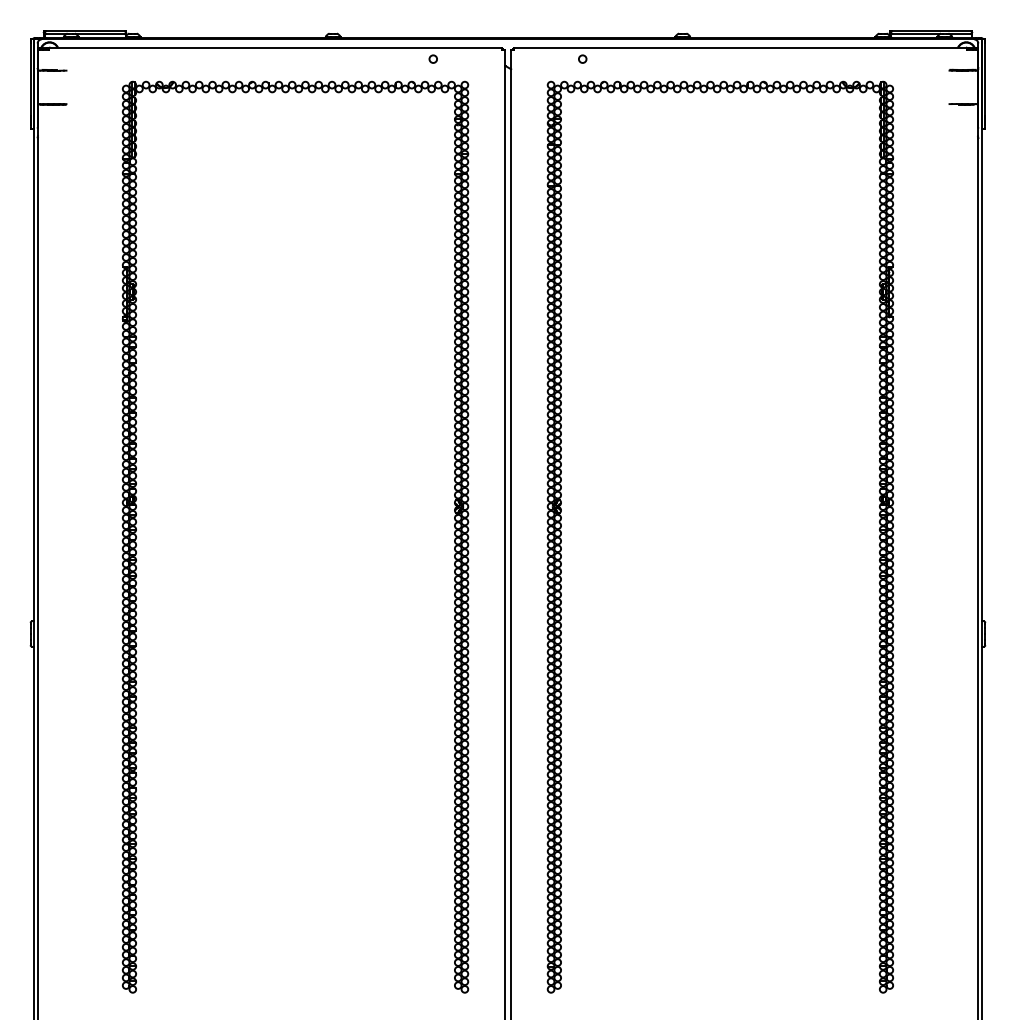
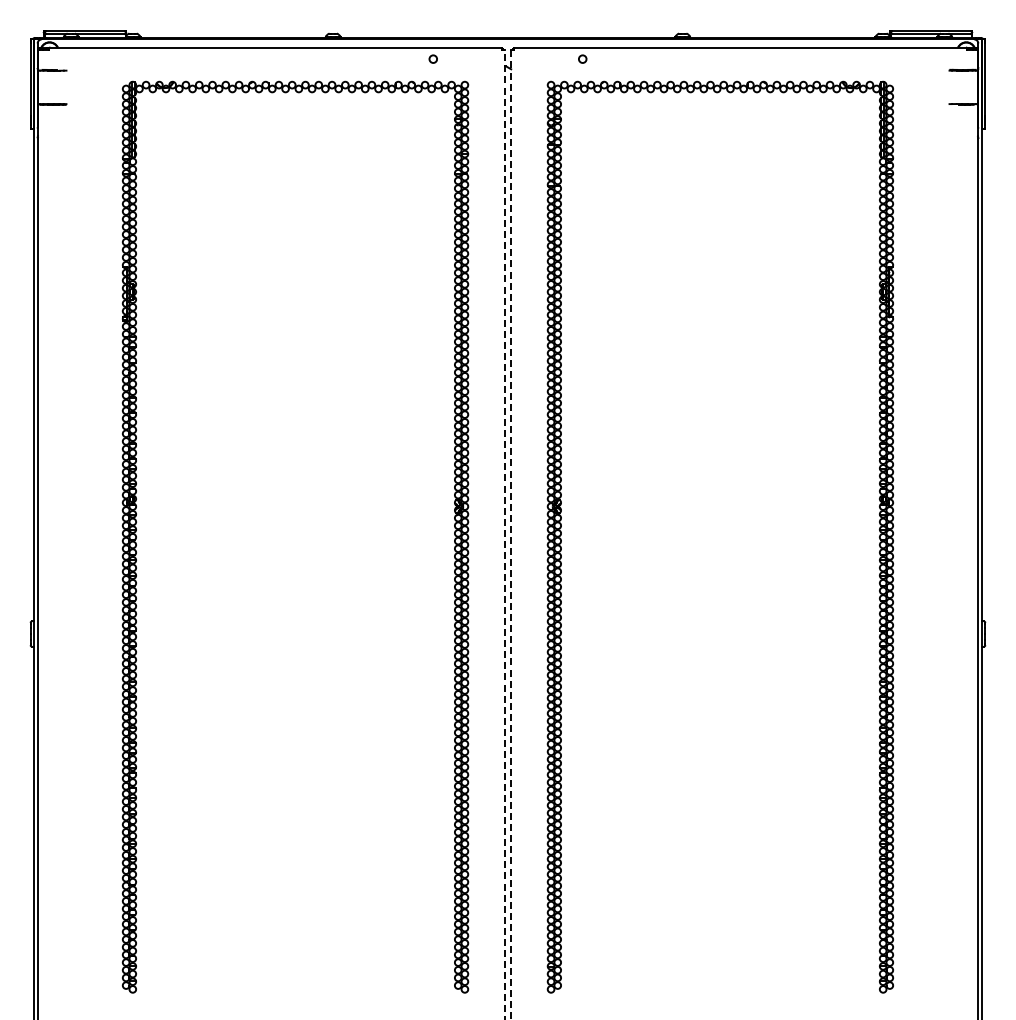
line: solid -> dashed (504, 534)
line: solid -> dashed (511, 535)
